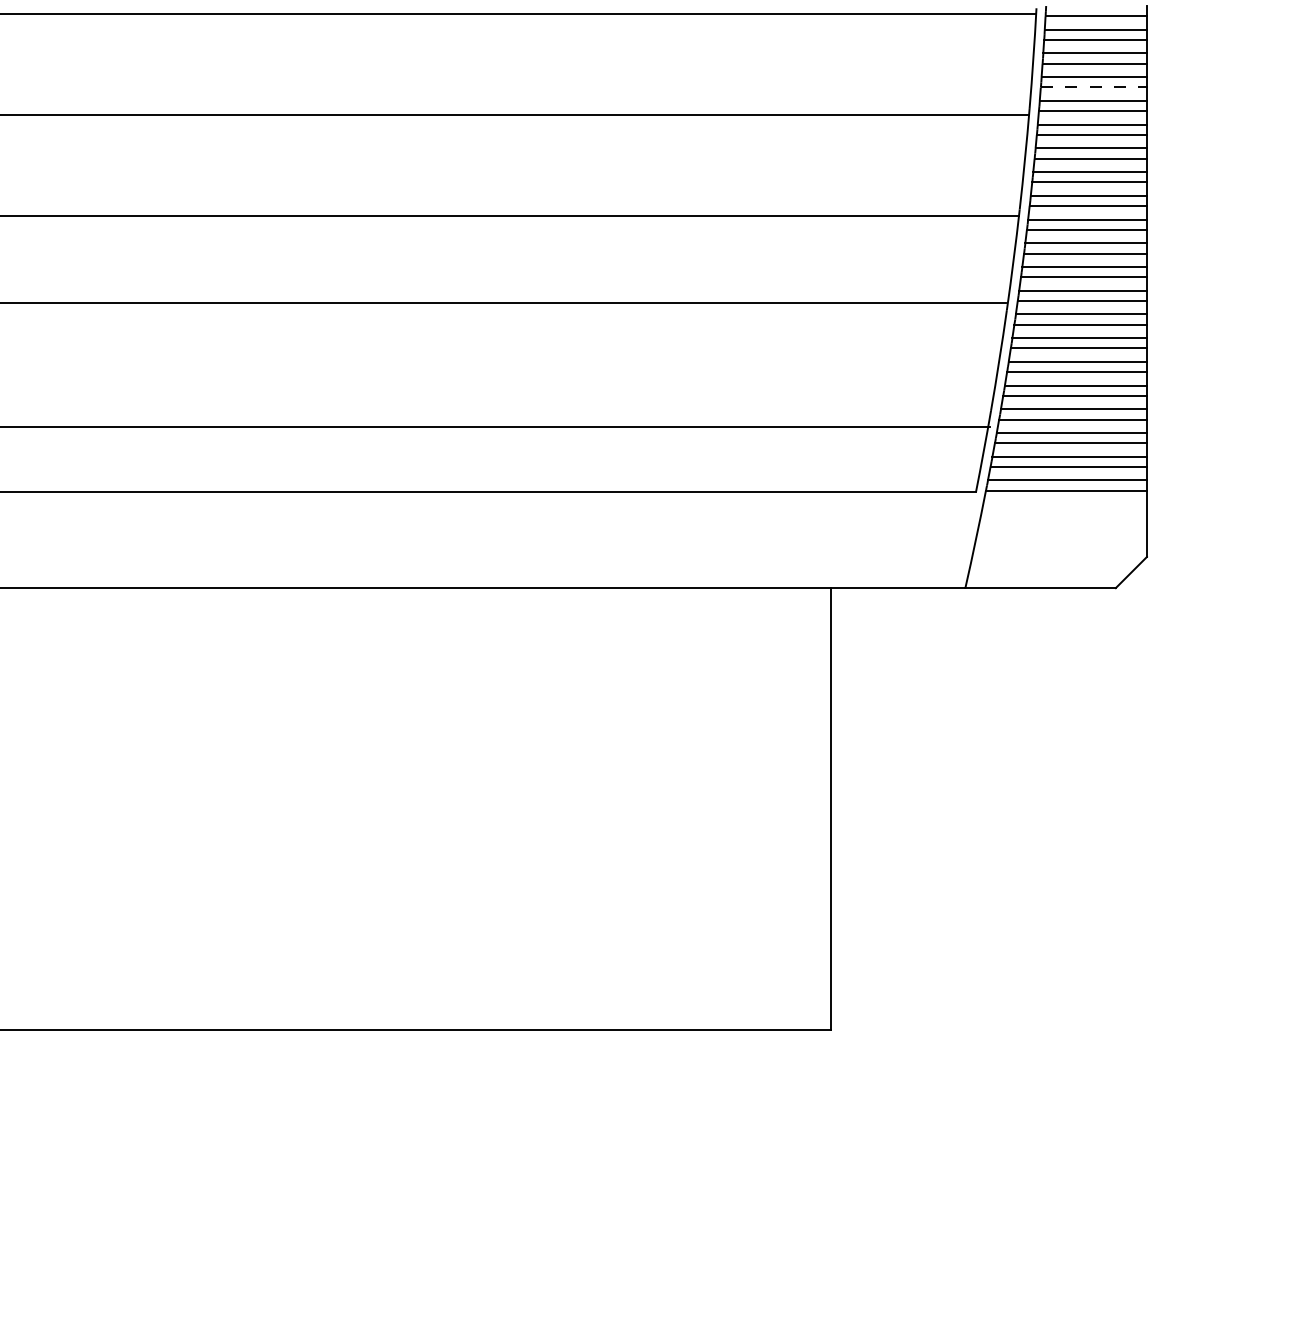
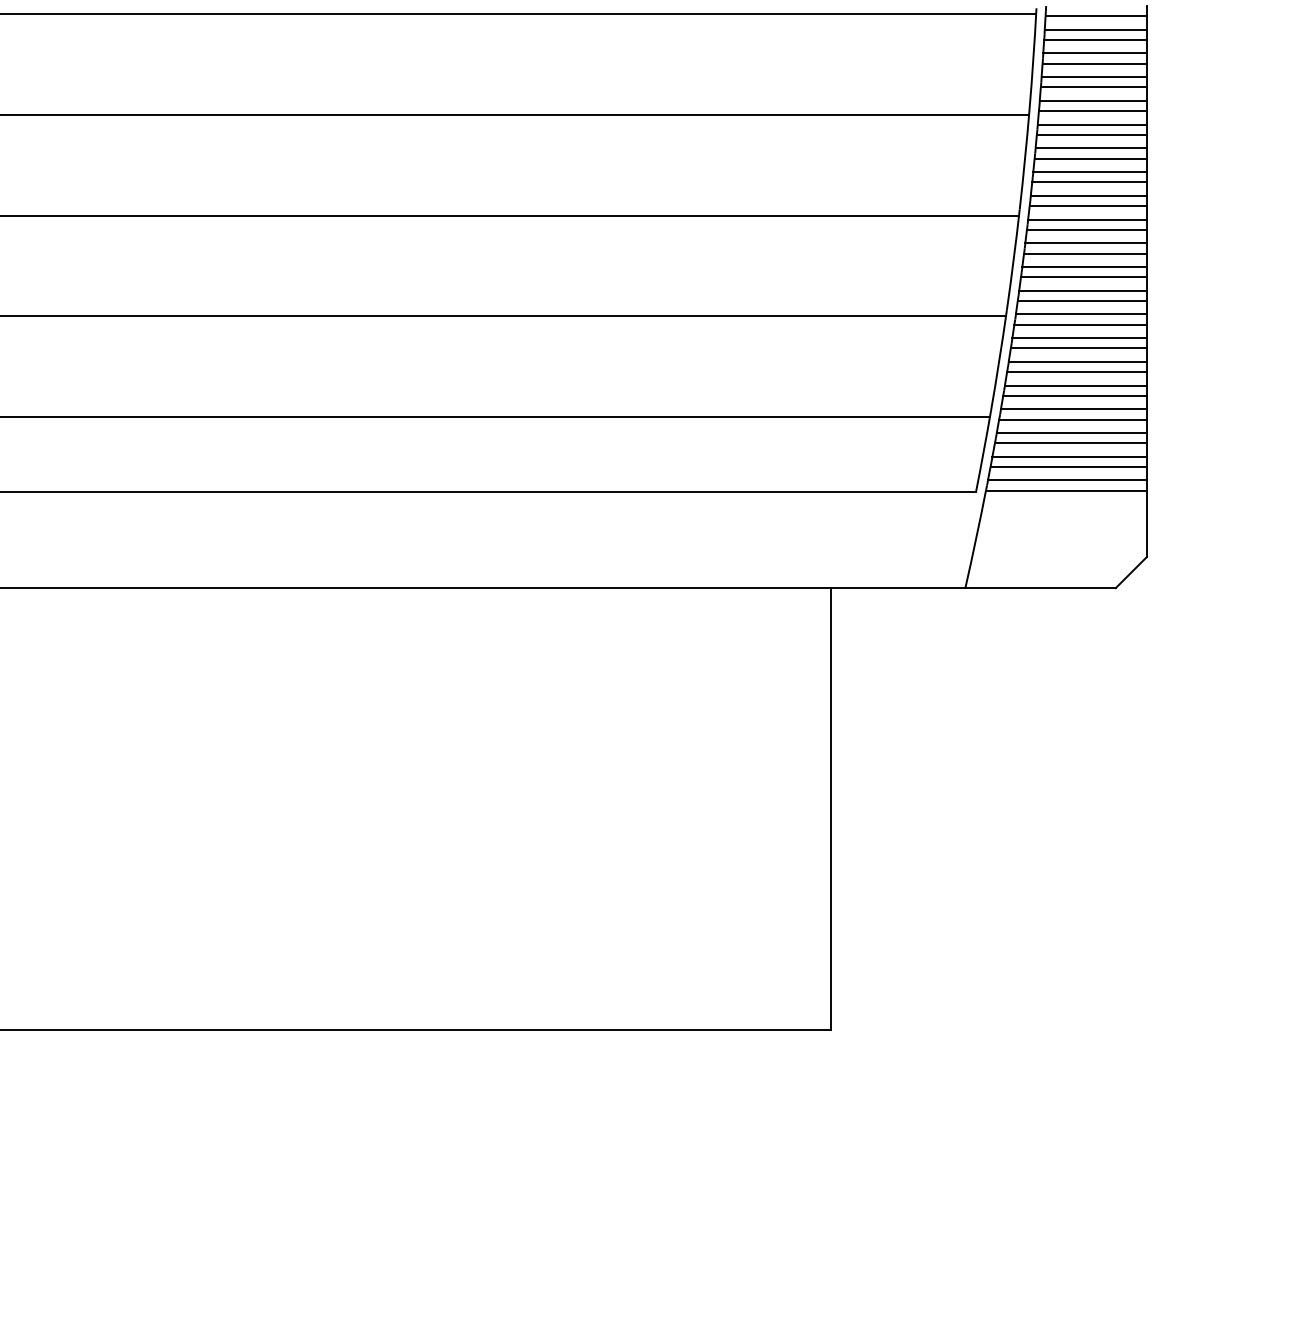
line: dashed -> solid (1094, 87)
line position: (503, 303) -> (503, 316) (503, 316)
line position: (495, 426) -> (495, 416) (495, 416)
